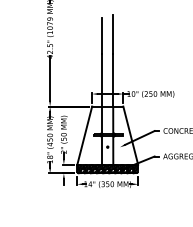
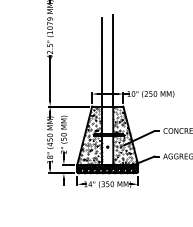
hatch: none -> present (90, 134)
hatch: none -> present (124, 135)
